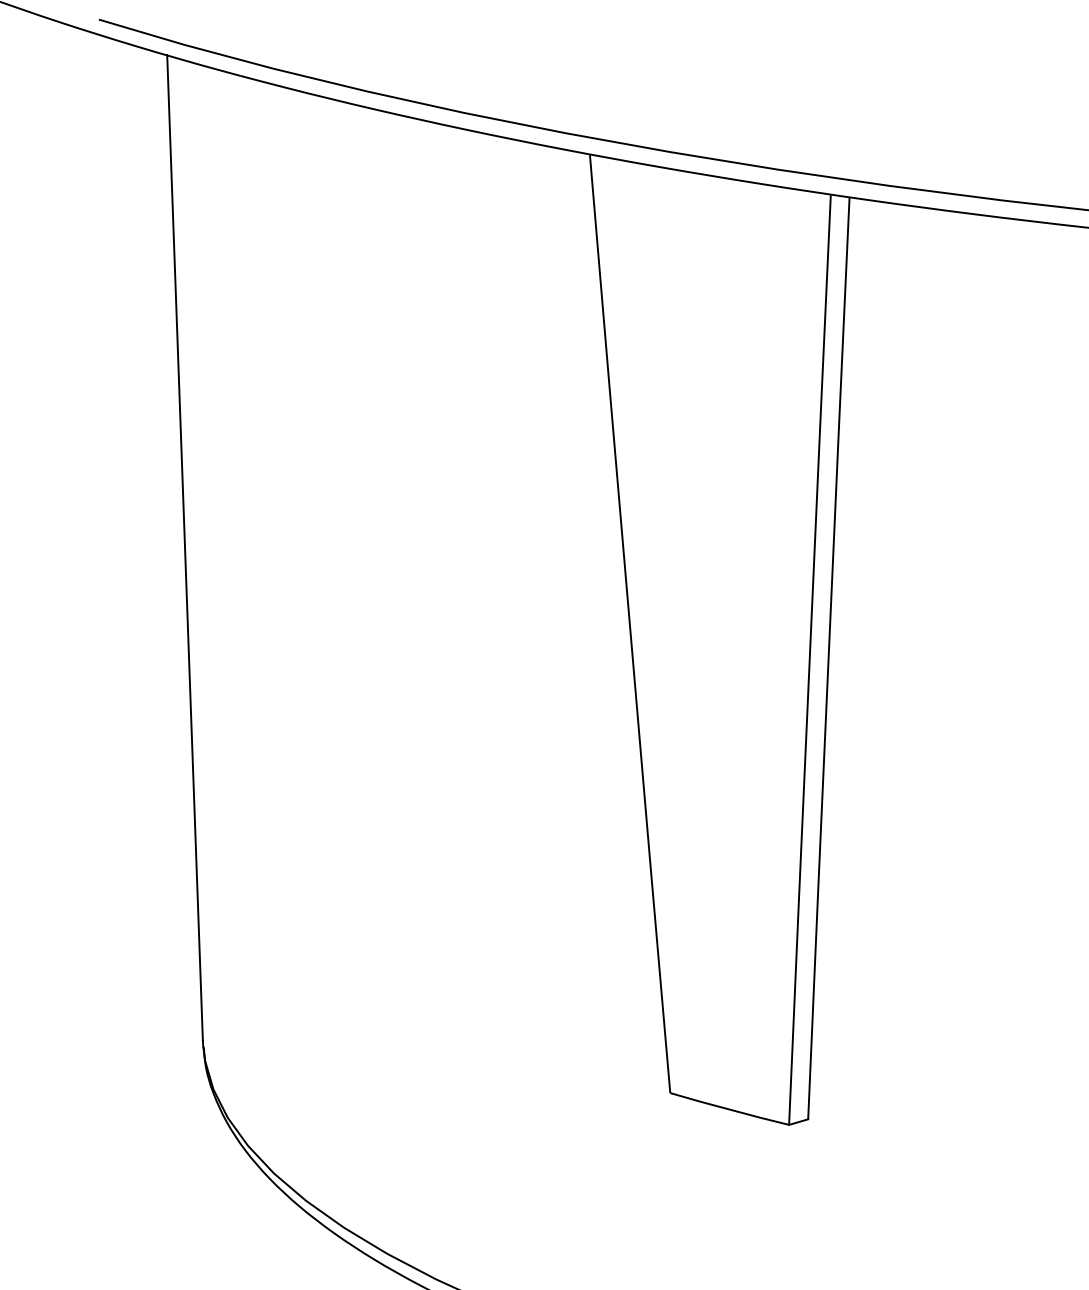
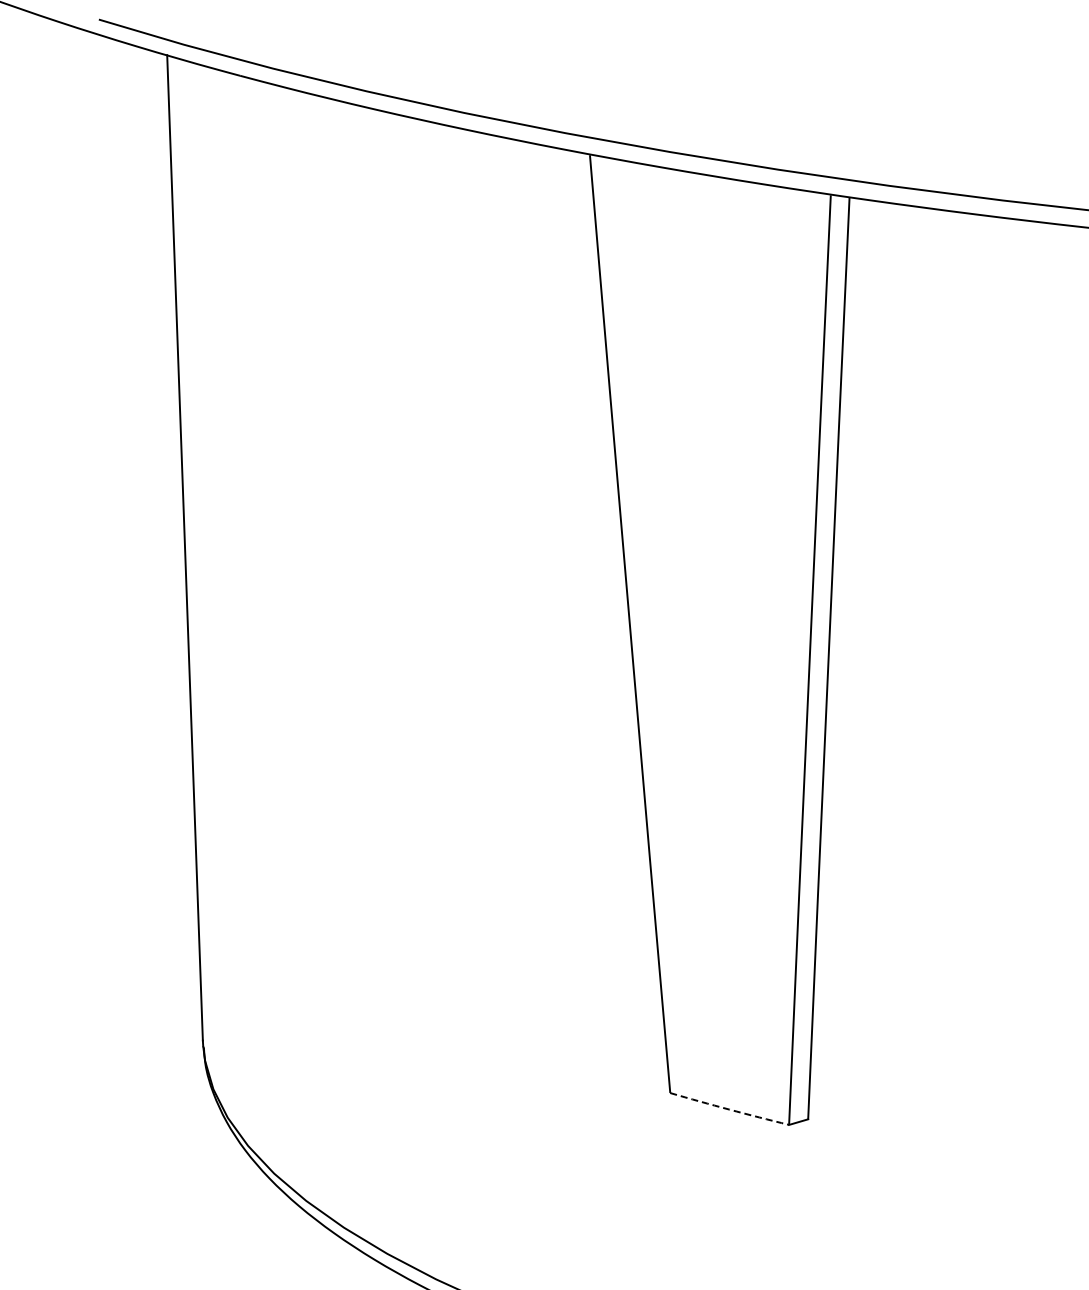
arc: solid -> dashed (729, 1109)
